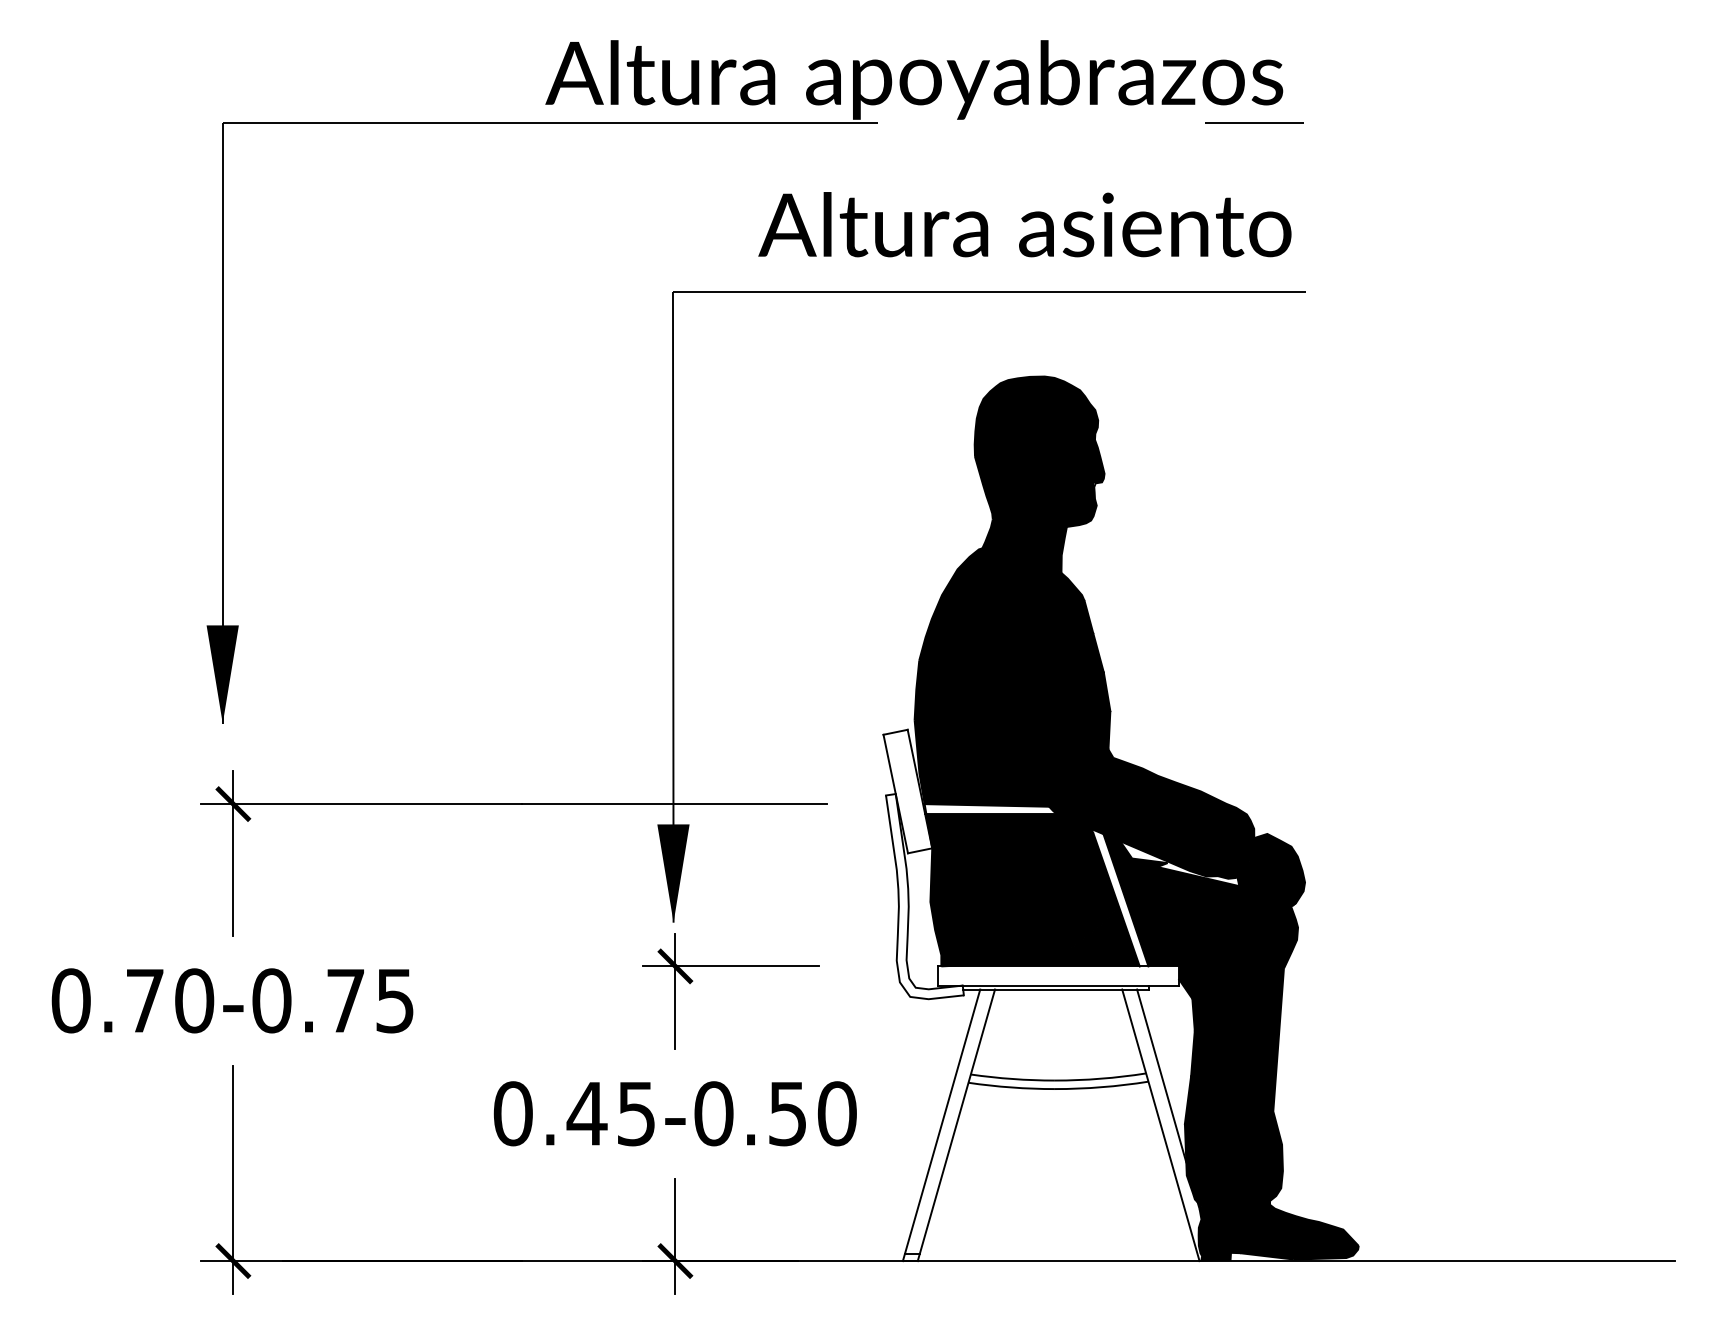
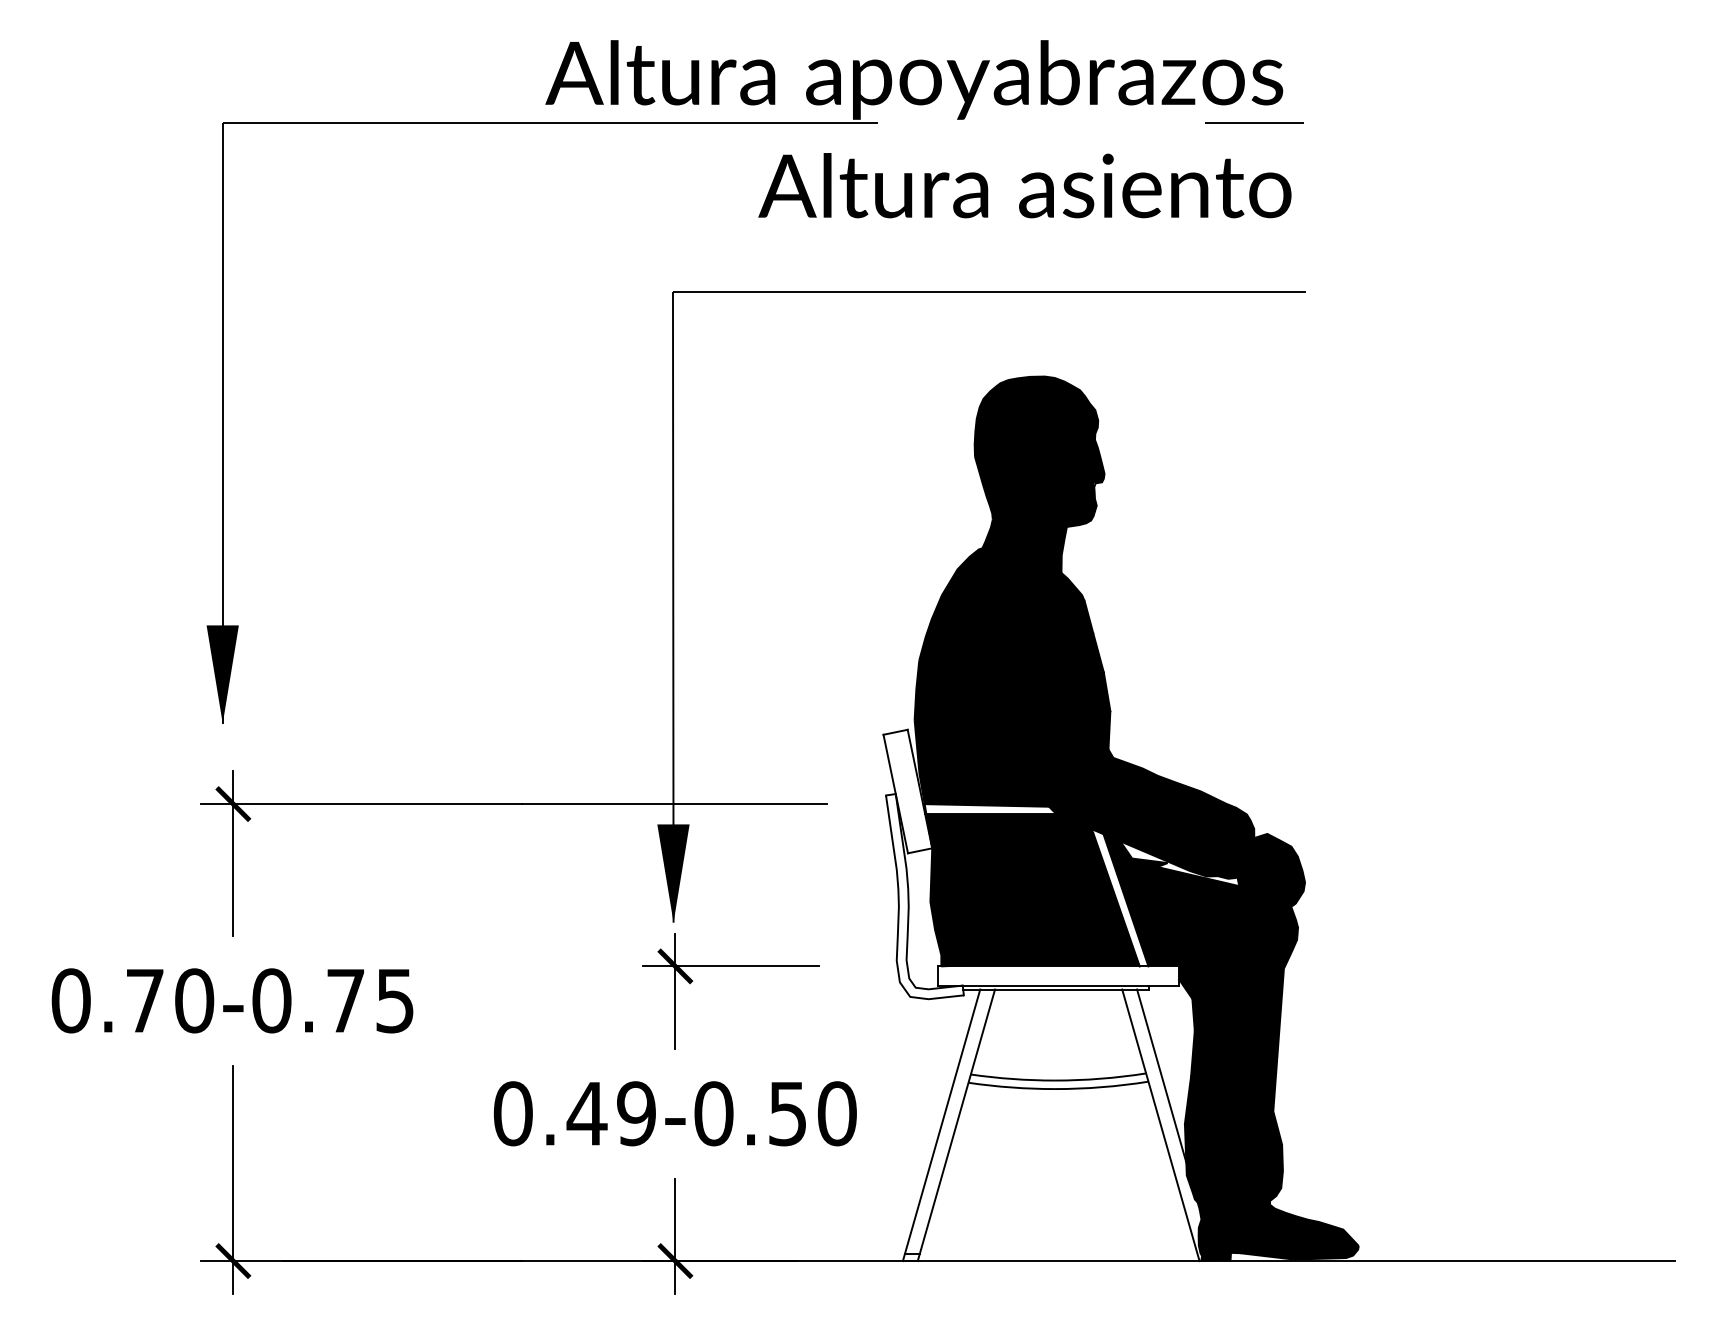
text position: (1024, 224) -> (1024, 185) (1024, 185)
text: 0.45-0.50 -> 0.49-0.50 (636, 1113)
